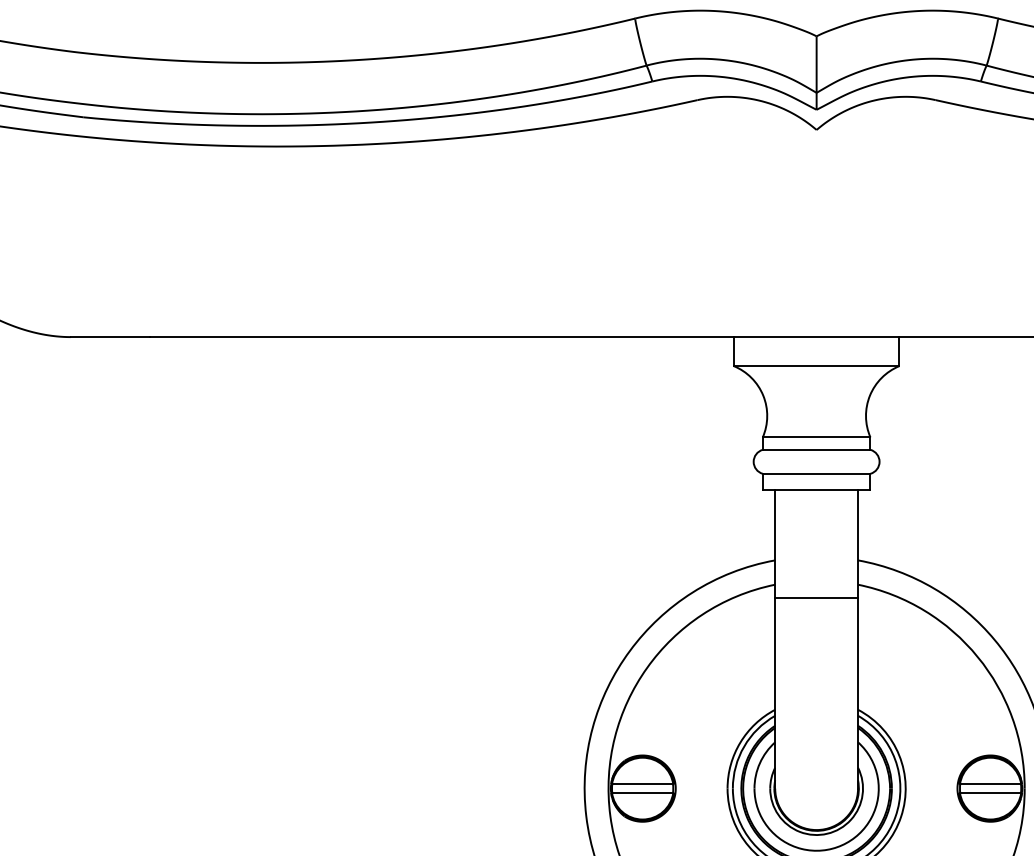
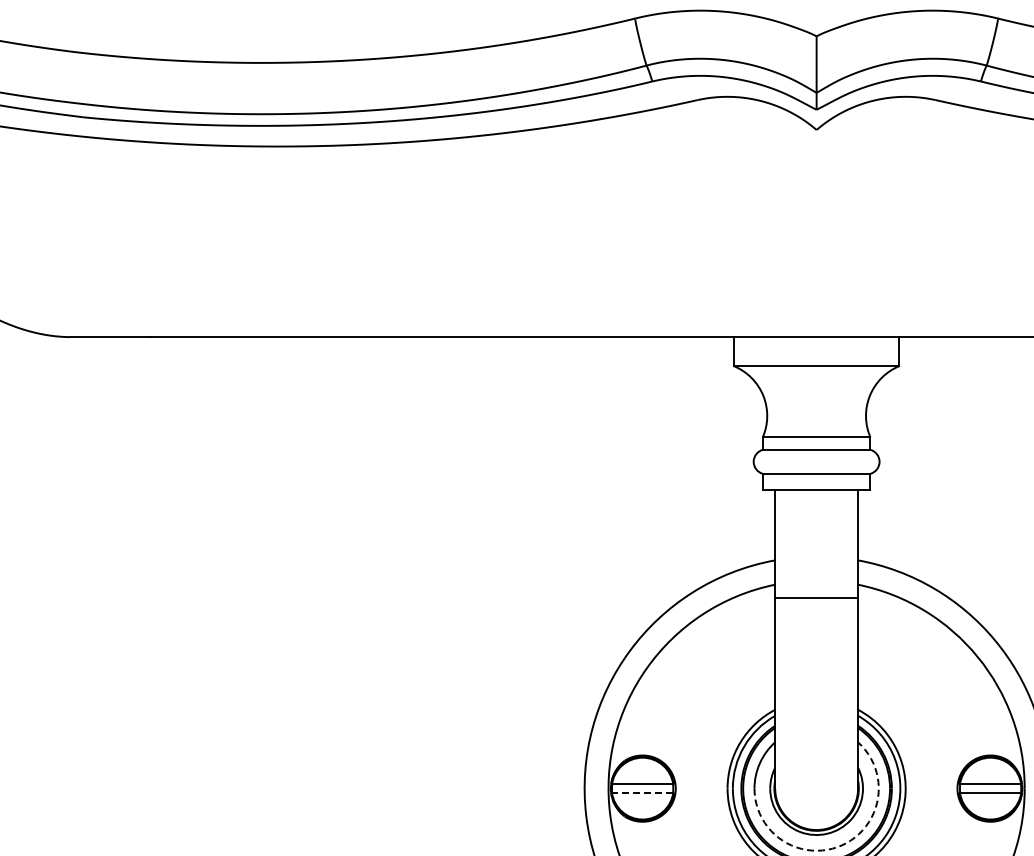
line: solid -> dashed (642, 792)
arc: solid -> dashed (841, 845)
